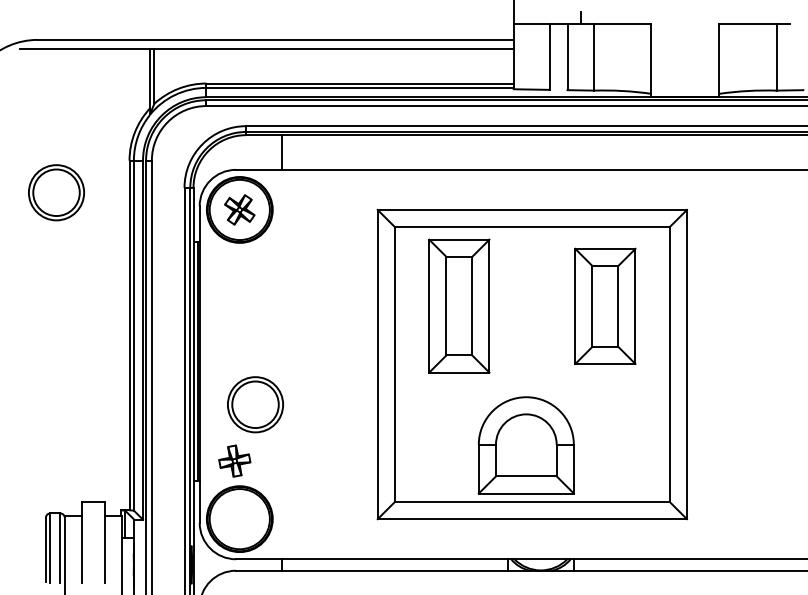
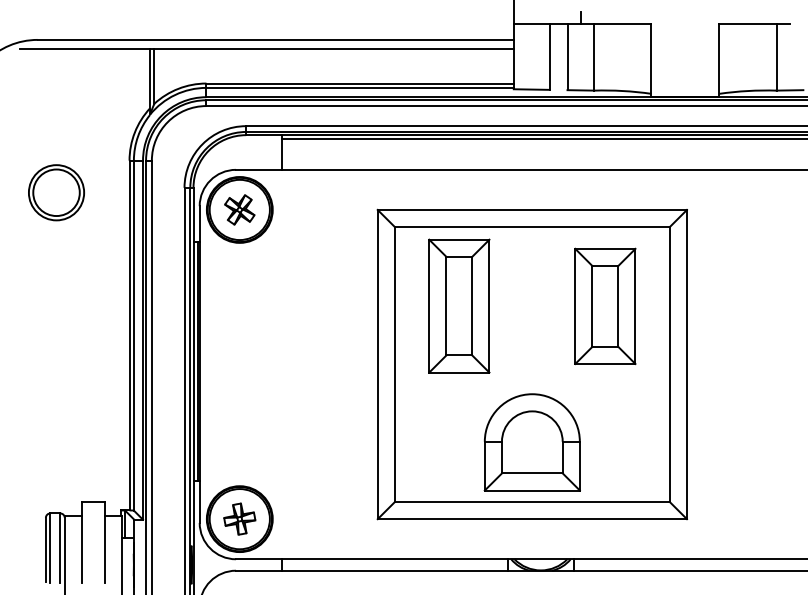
line: none -> present (542, 138)
part: present -> none (255, 404)
part position: (525, 445) -> (531, 442) (531, 442)
part position: (234, 460) -> (239, 518) (239, 518)
